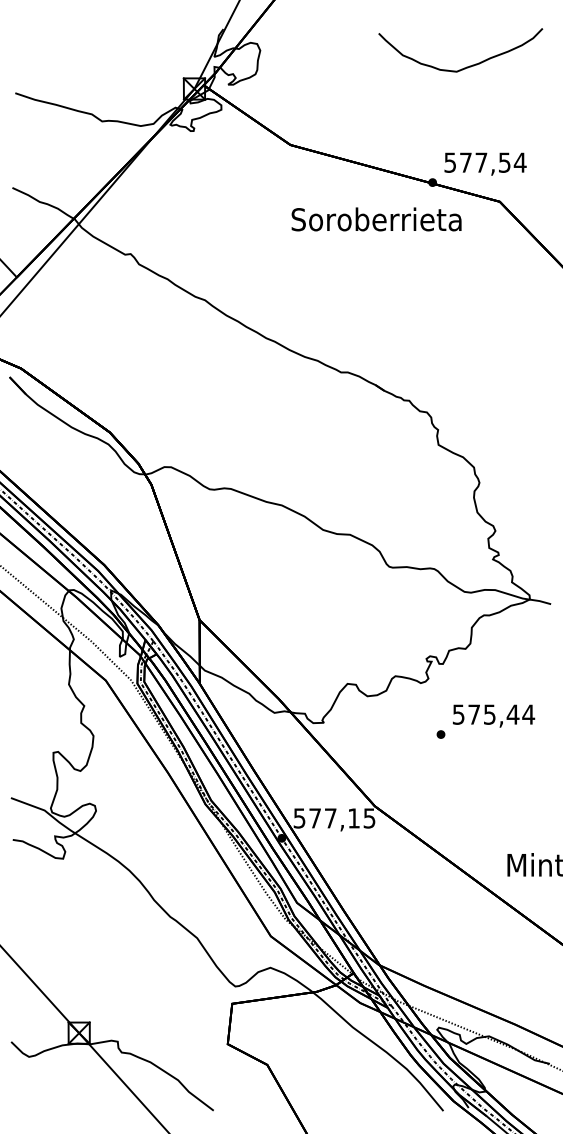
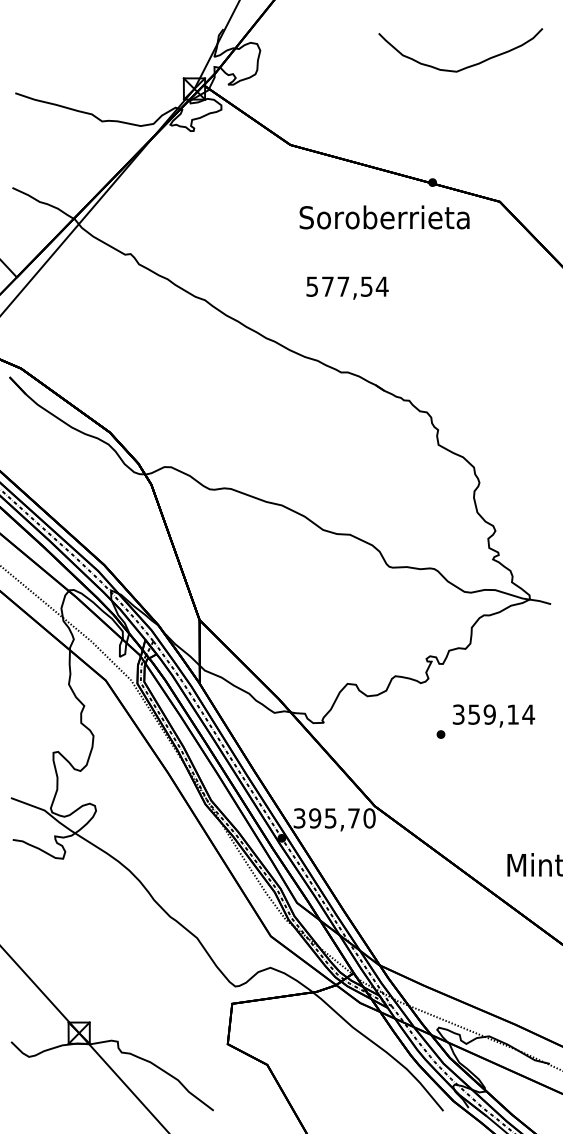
text position: (485, 163) -> (347, 287) (347, 287)
text position: (376, 219) -> (384, 217) (384, 217)
text: 575,44 -> 359,14 (486, 714)
text: 577,15 -> 395,70 (334, 818)
